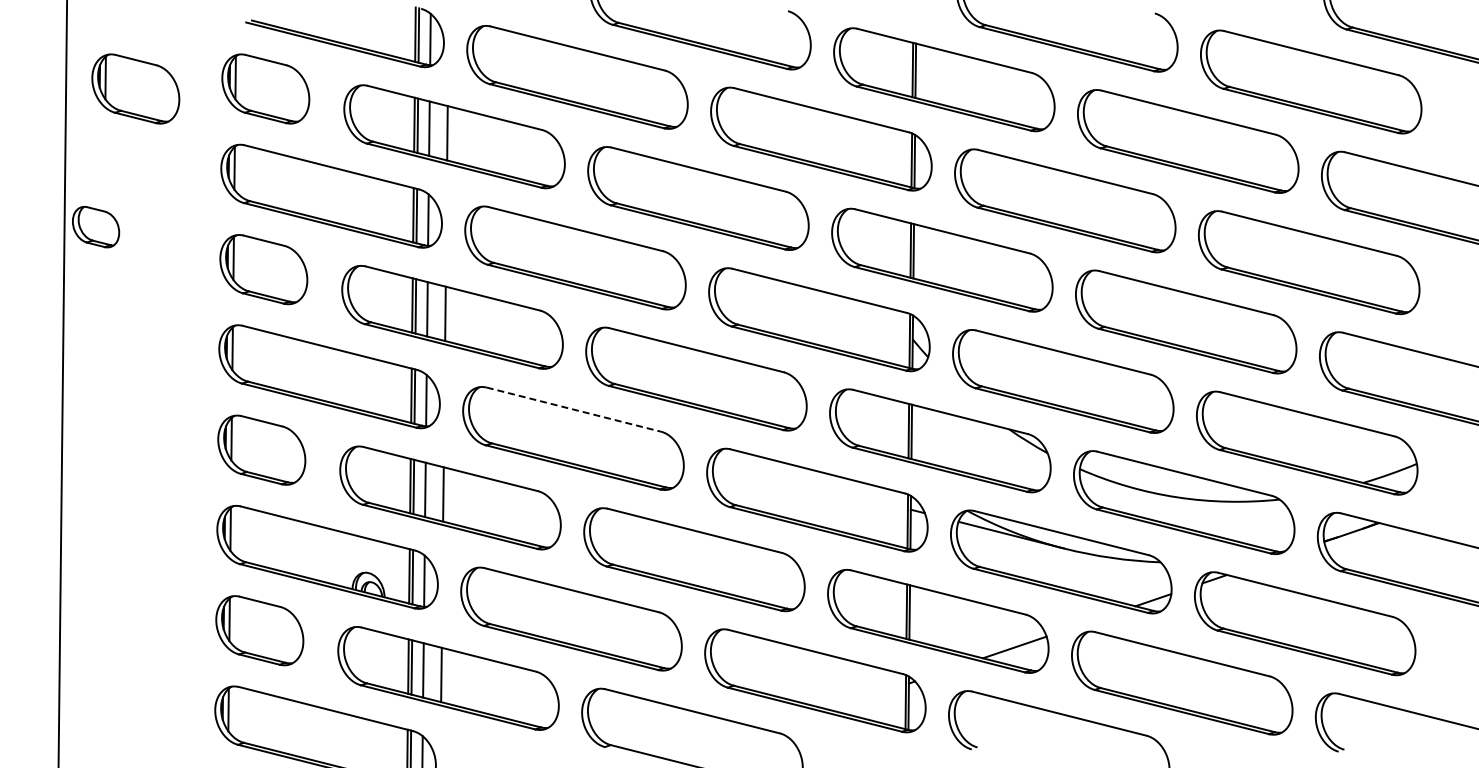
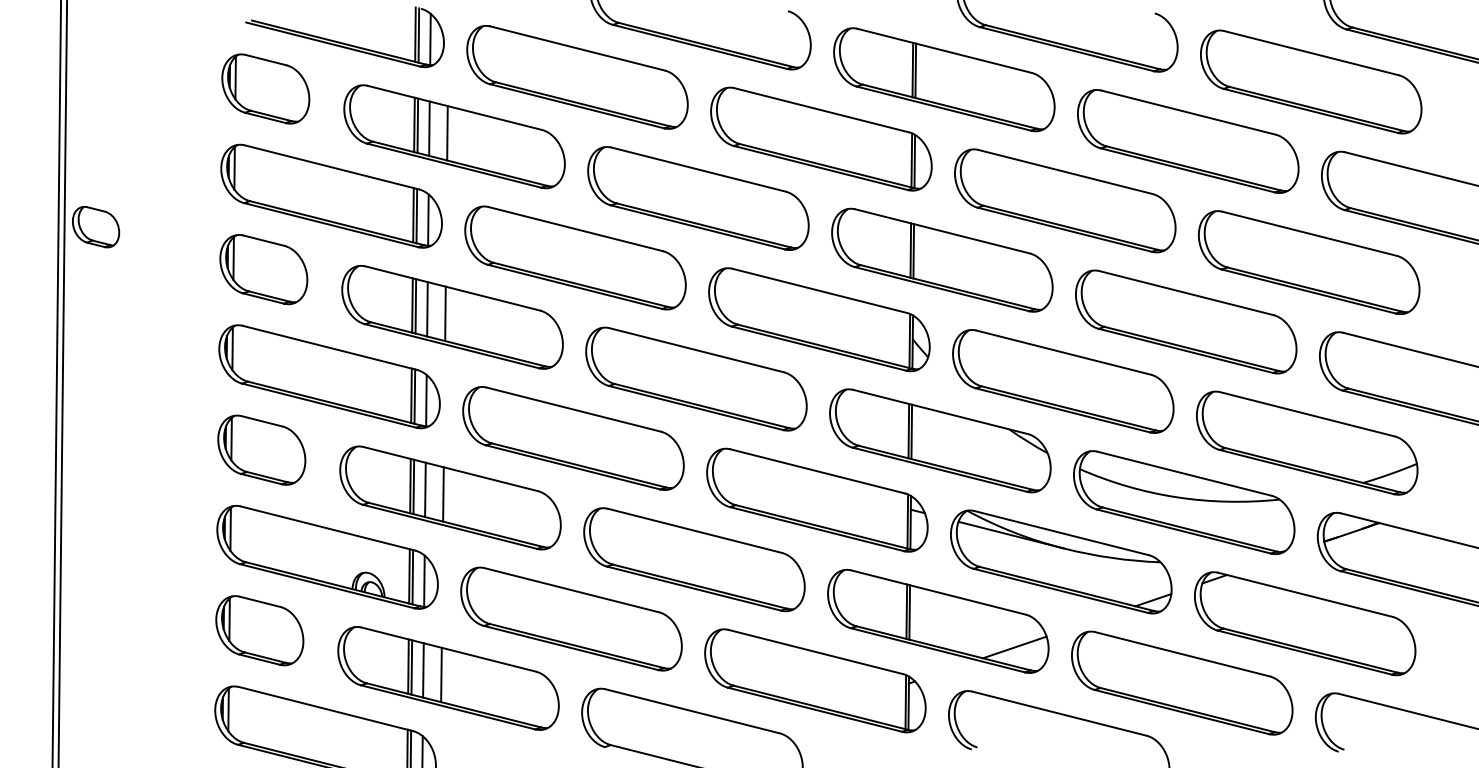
part: present -> none (135, 88)
line: none -> present (56, 383)
line: dashed -> solid (573, 409)
